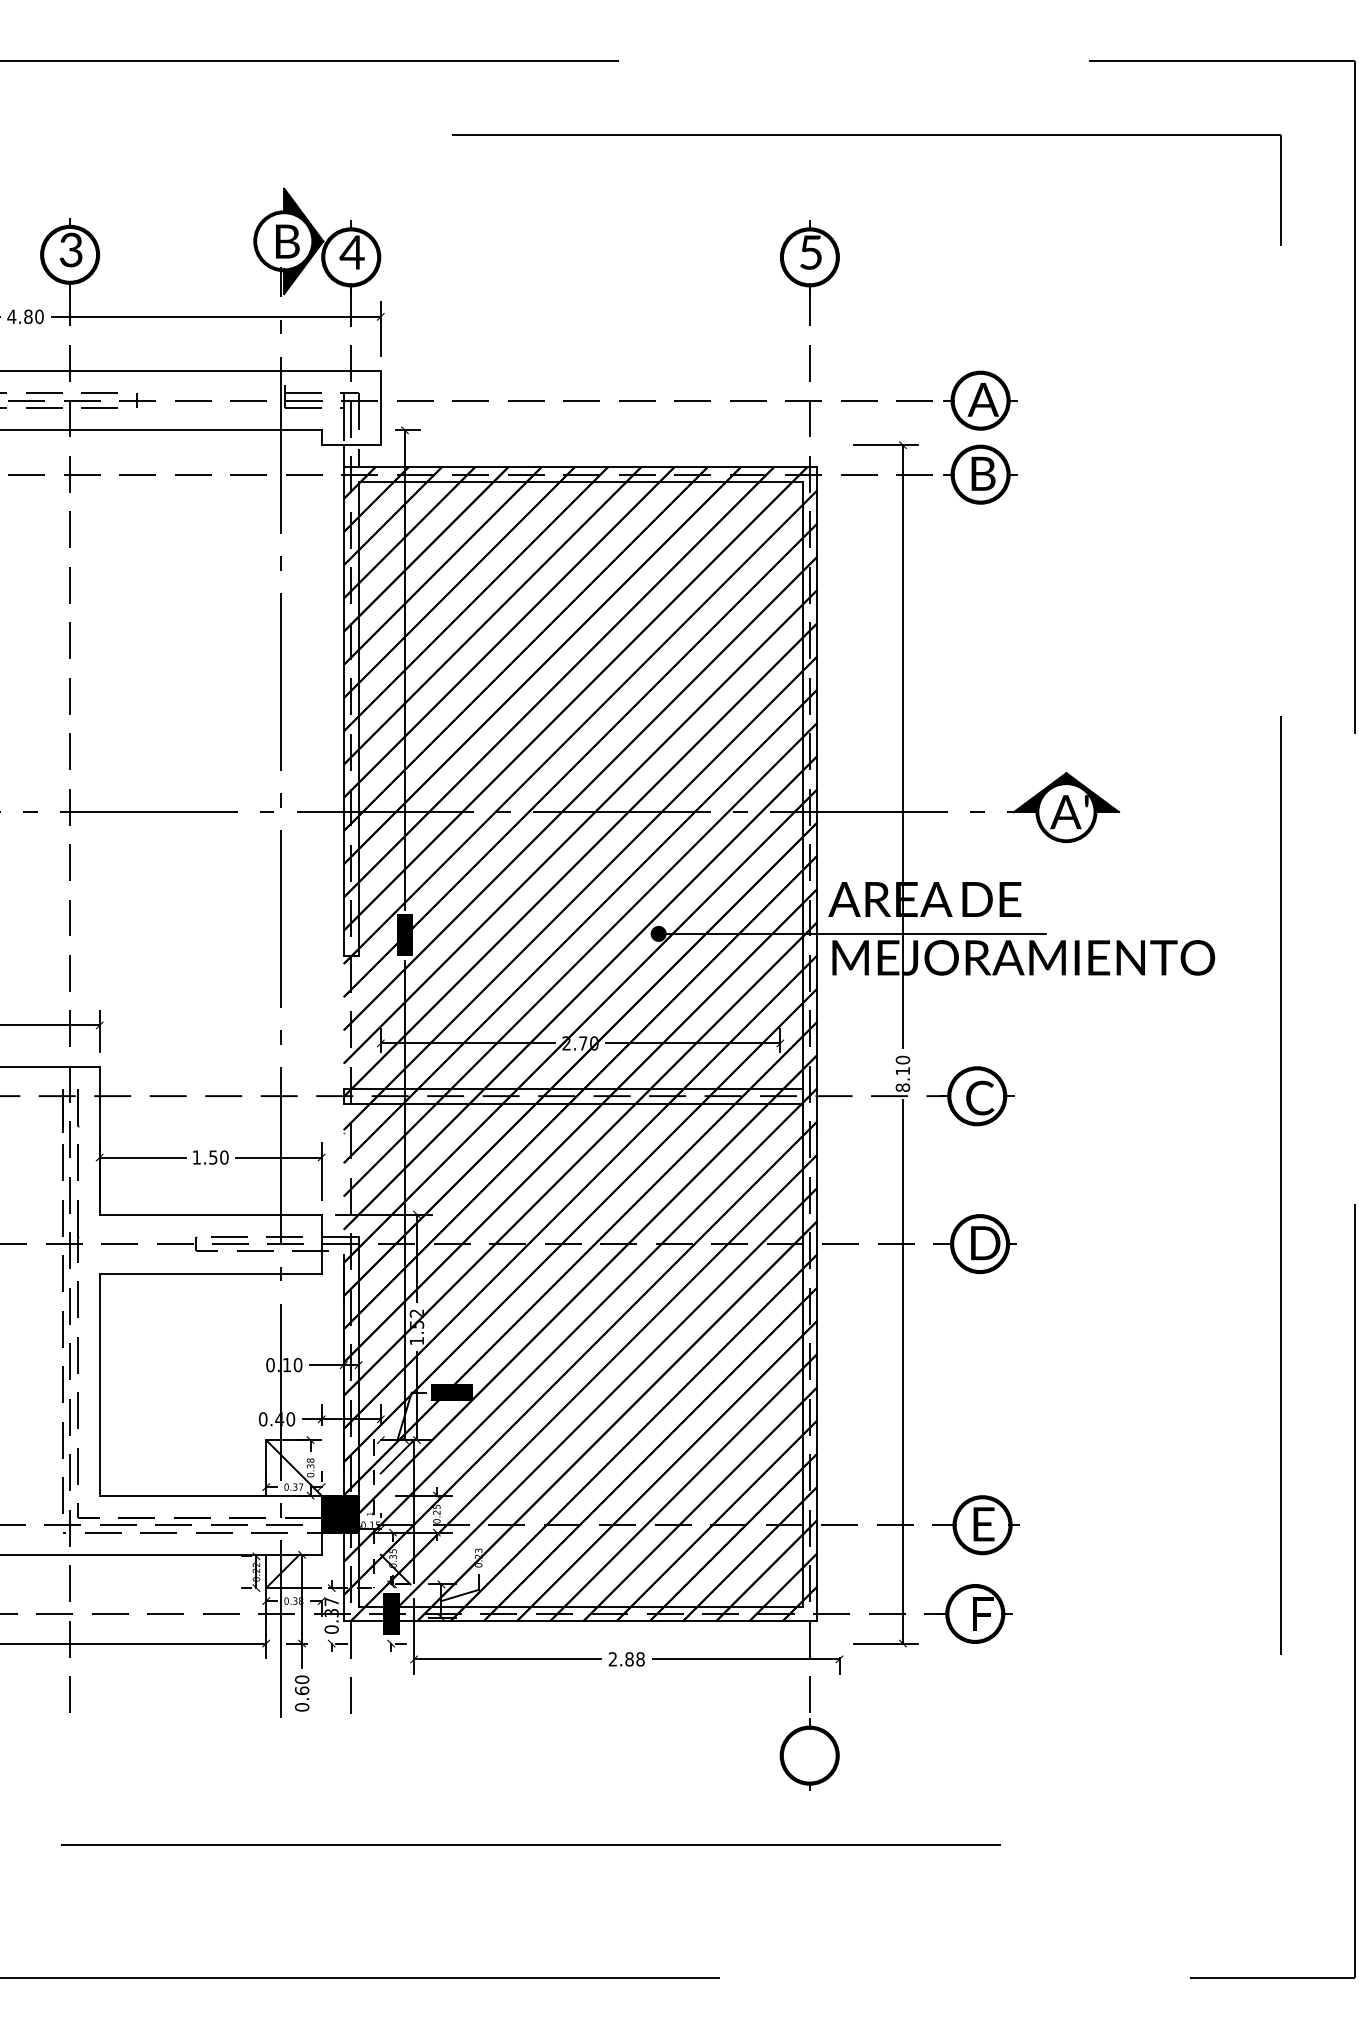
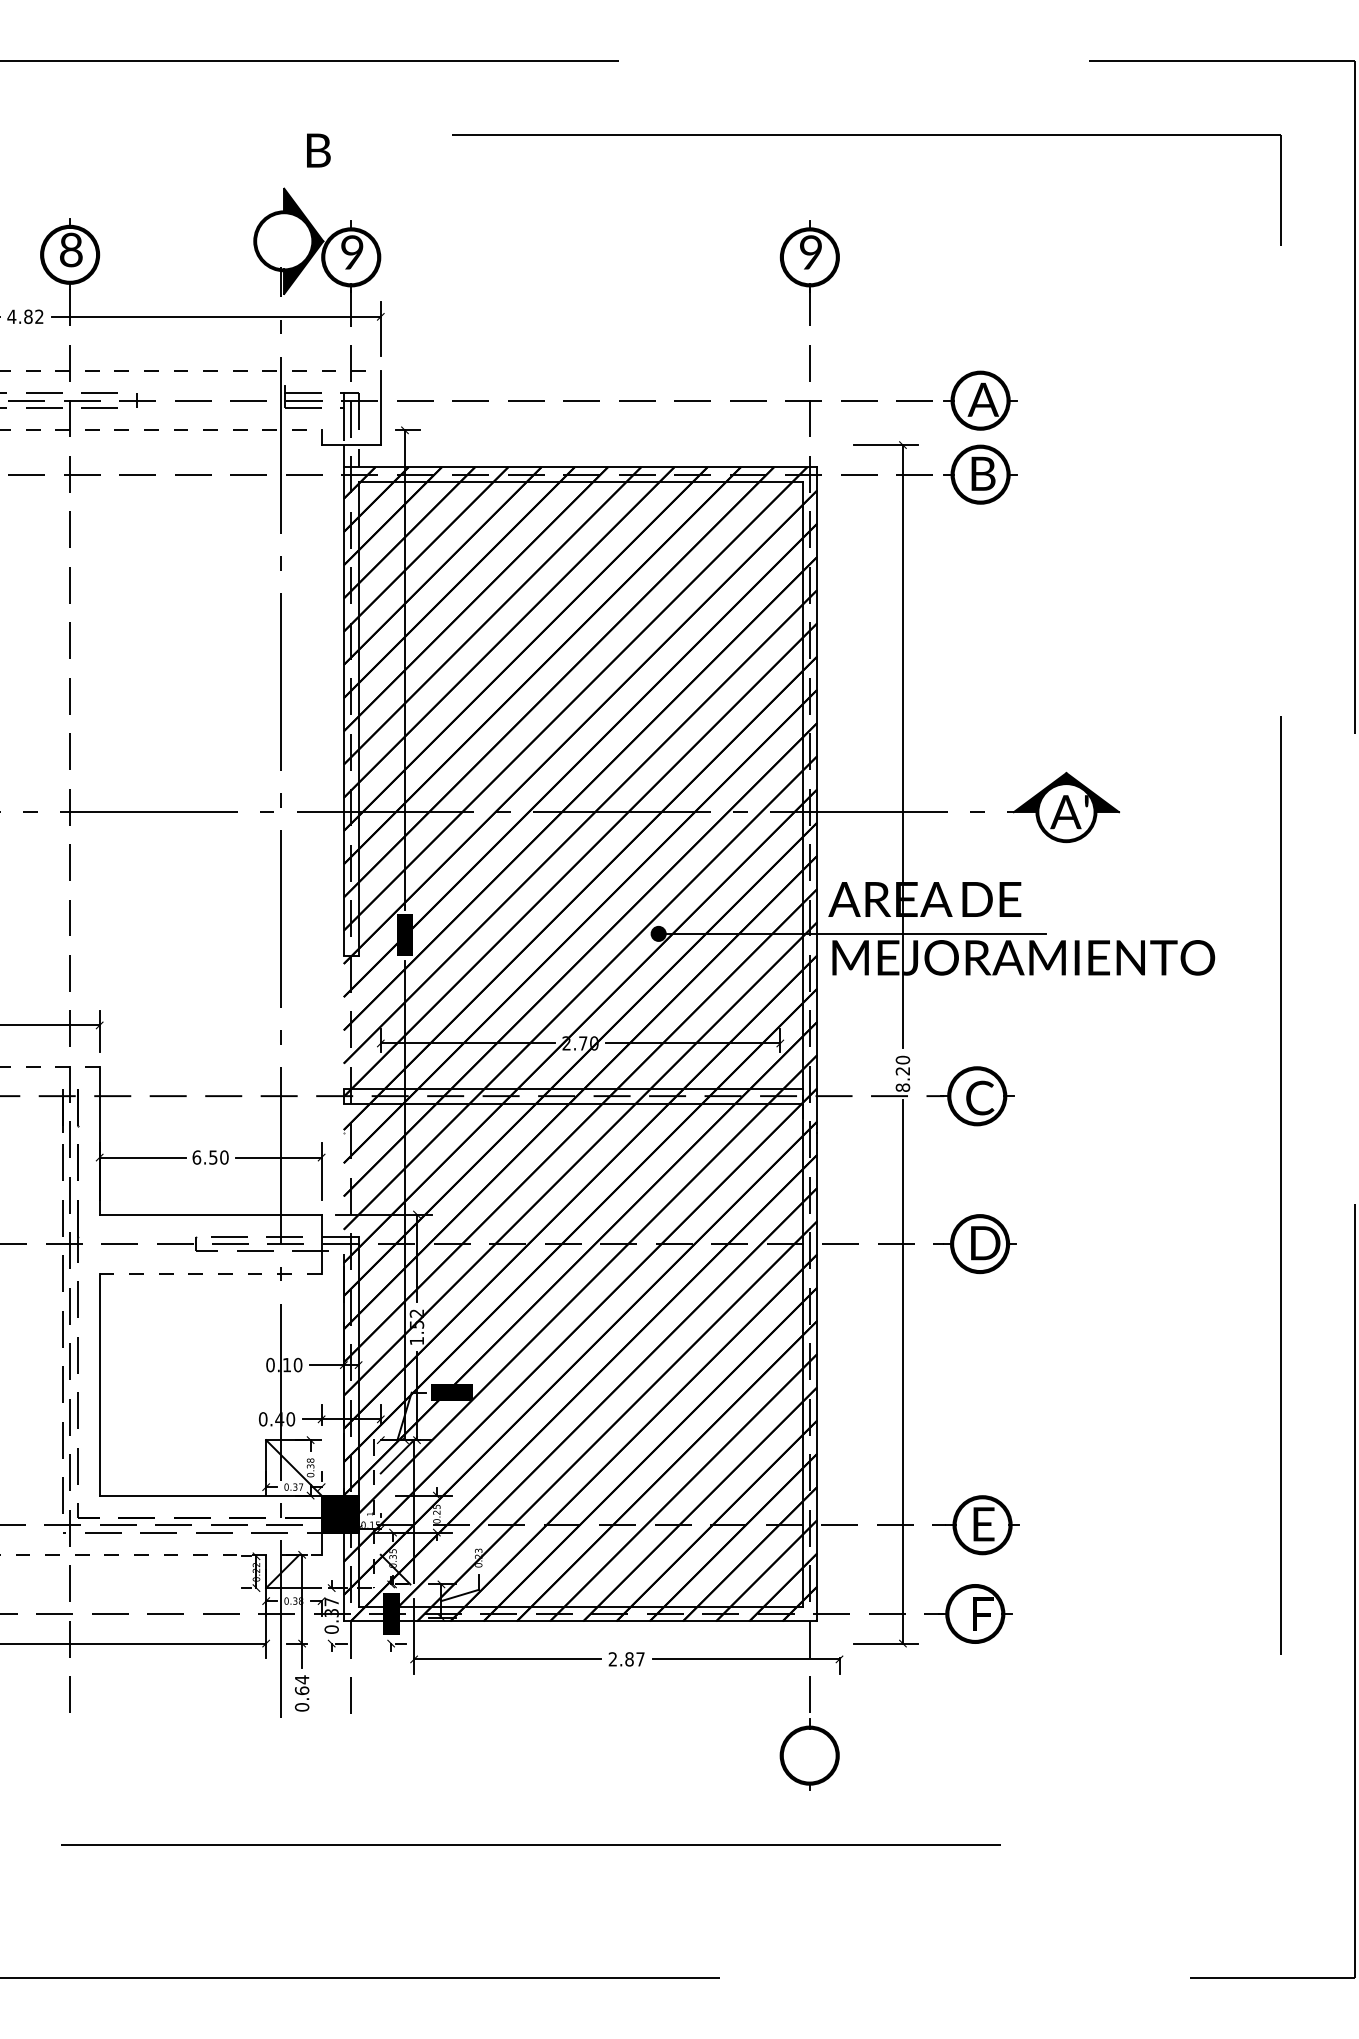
text position: (287, 241) -> (318, 150) (318, 150)
text: 3 -> 8 (70, 249)
text: 4 -> 9 (351, 252)
text: 5 -> 9 (810, 252)
text: 4.80 -> 4.82 (39, 316)
line: solid -> dashed (191, 371)
line: solid -> dashed (161, 430)
line: solid -> dashed (50, 1066)
text: 8.10 -> 8.20 (902, 1071)
text: 1.50 -> 6.50 (196, 1157)
line: solid -> dashed (210, 1273)
line: solid -> dashed (161, 1554)
text: 2.88 -> 2.87 (640, 1659)
text: 0.60 -> 0.64 (301, 1679)
